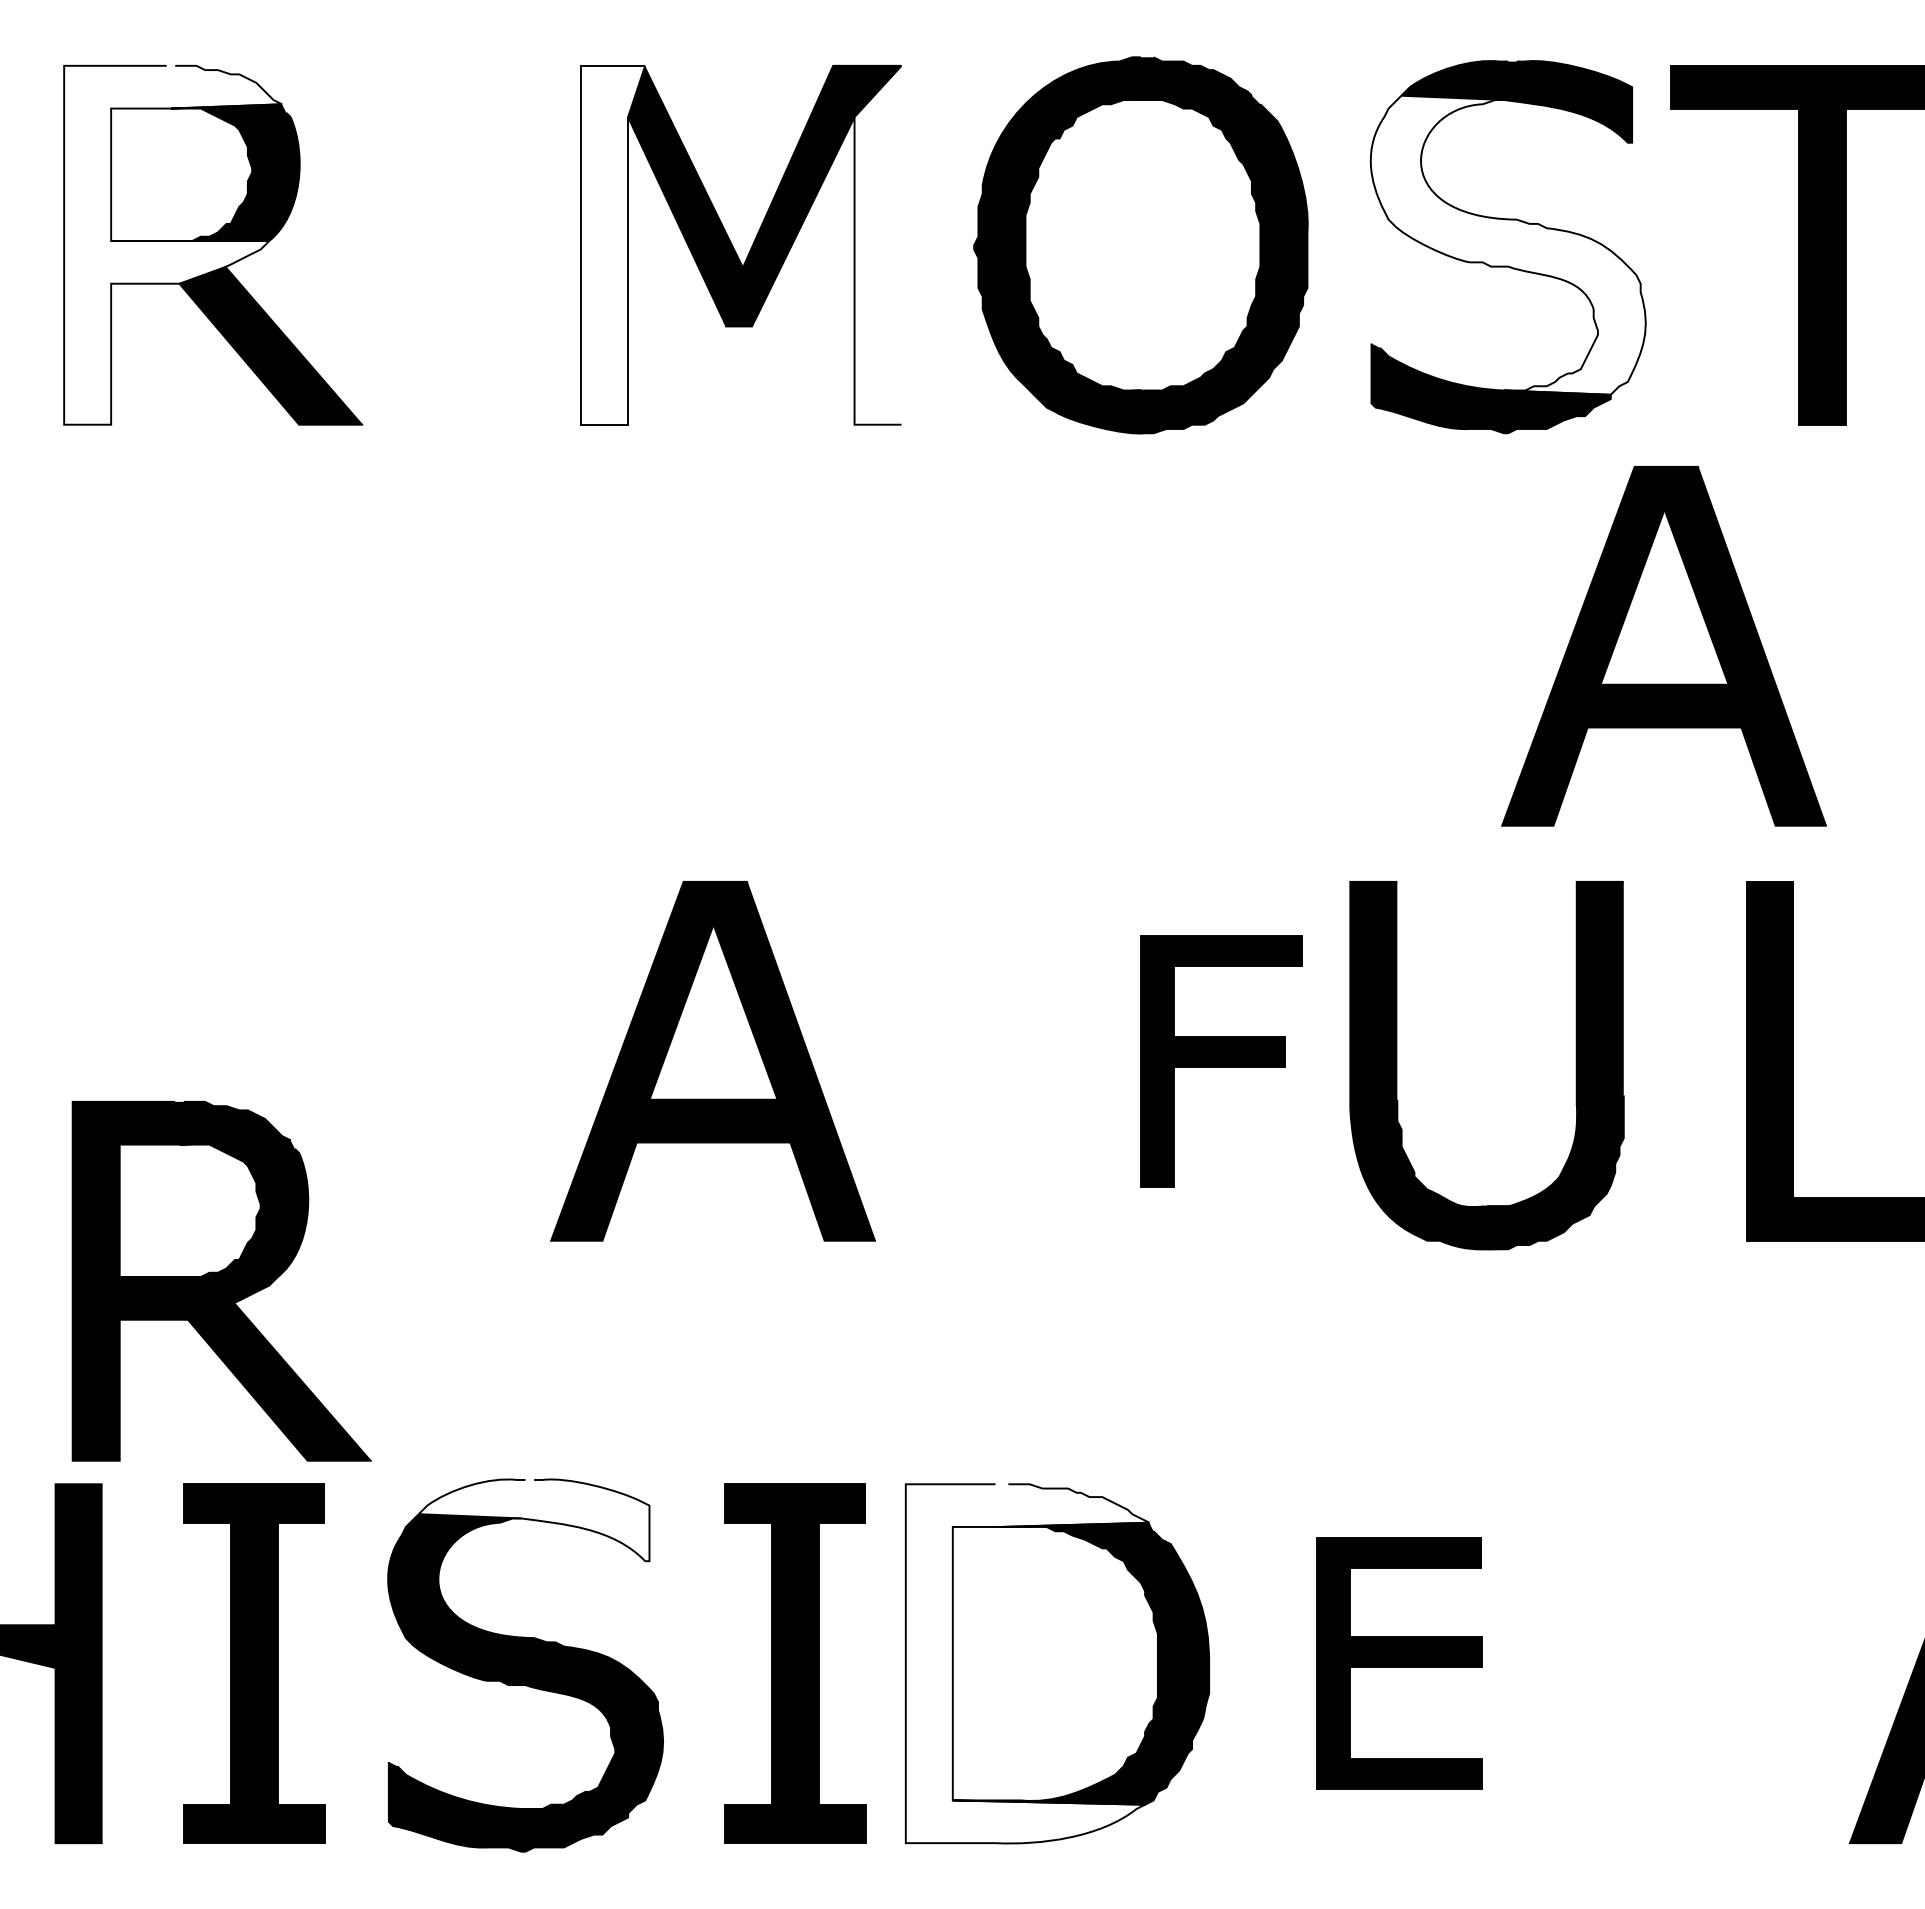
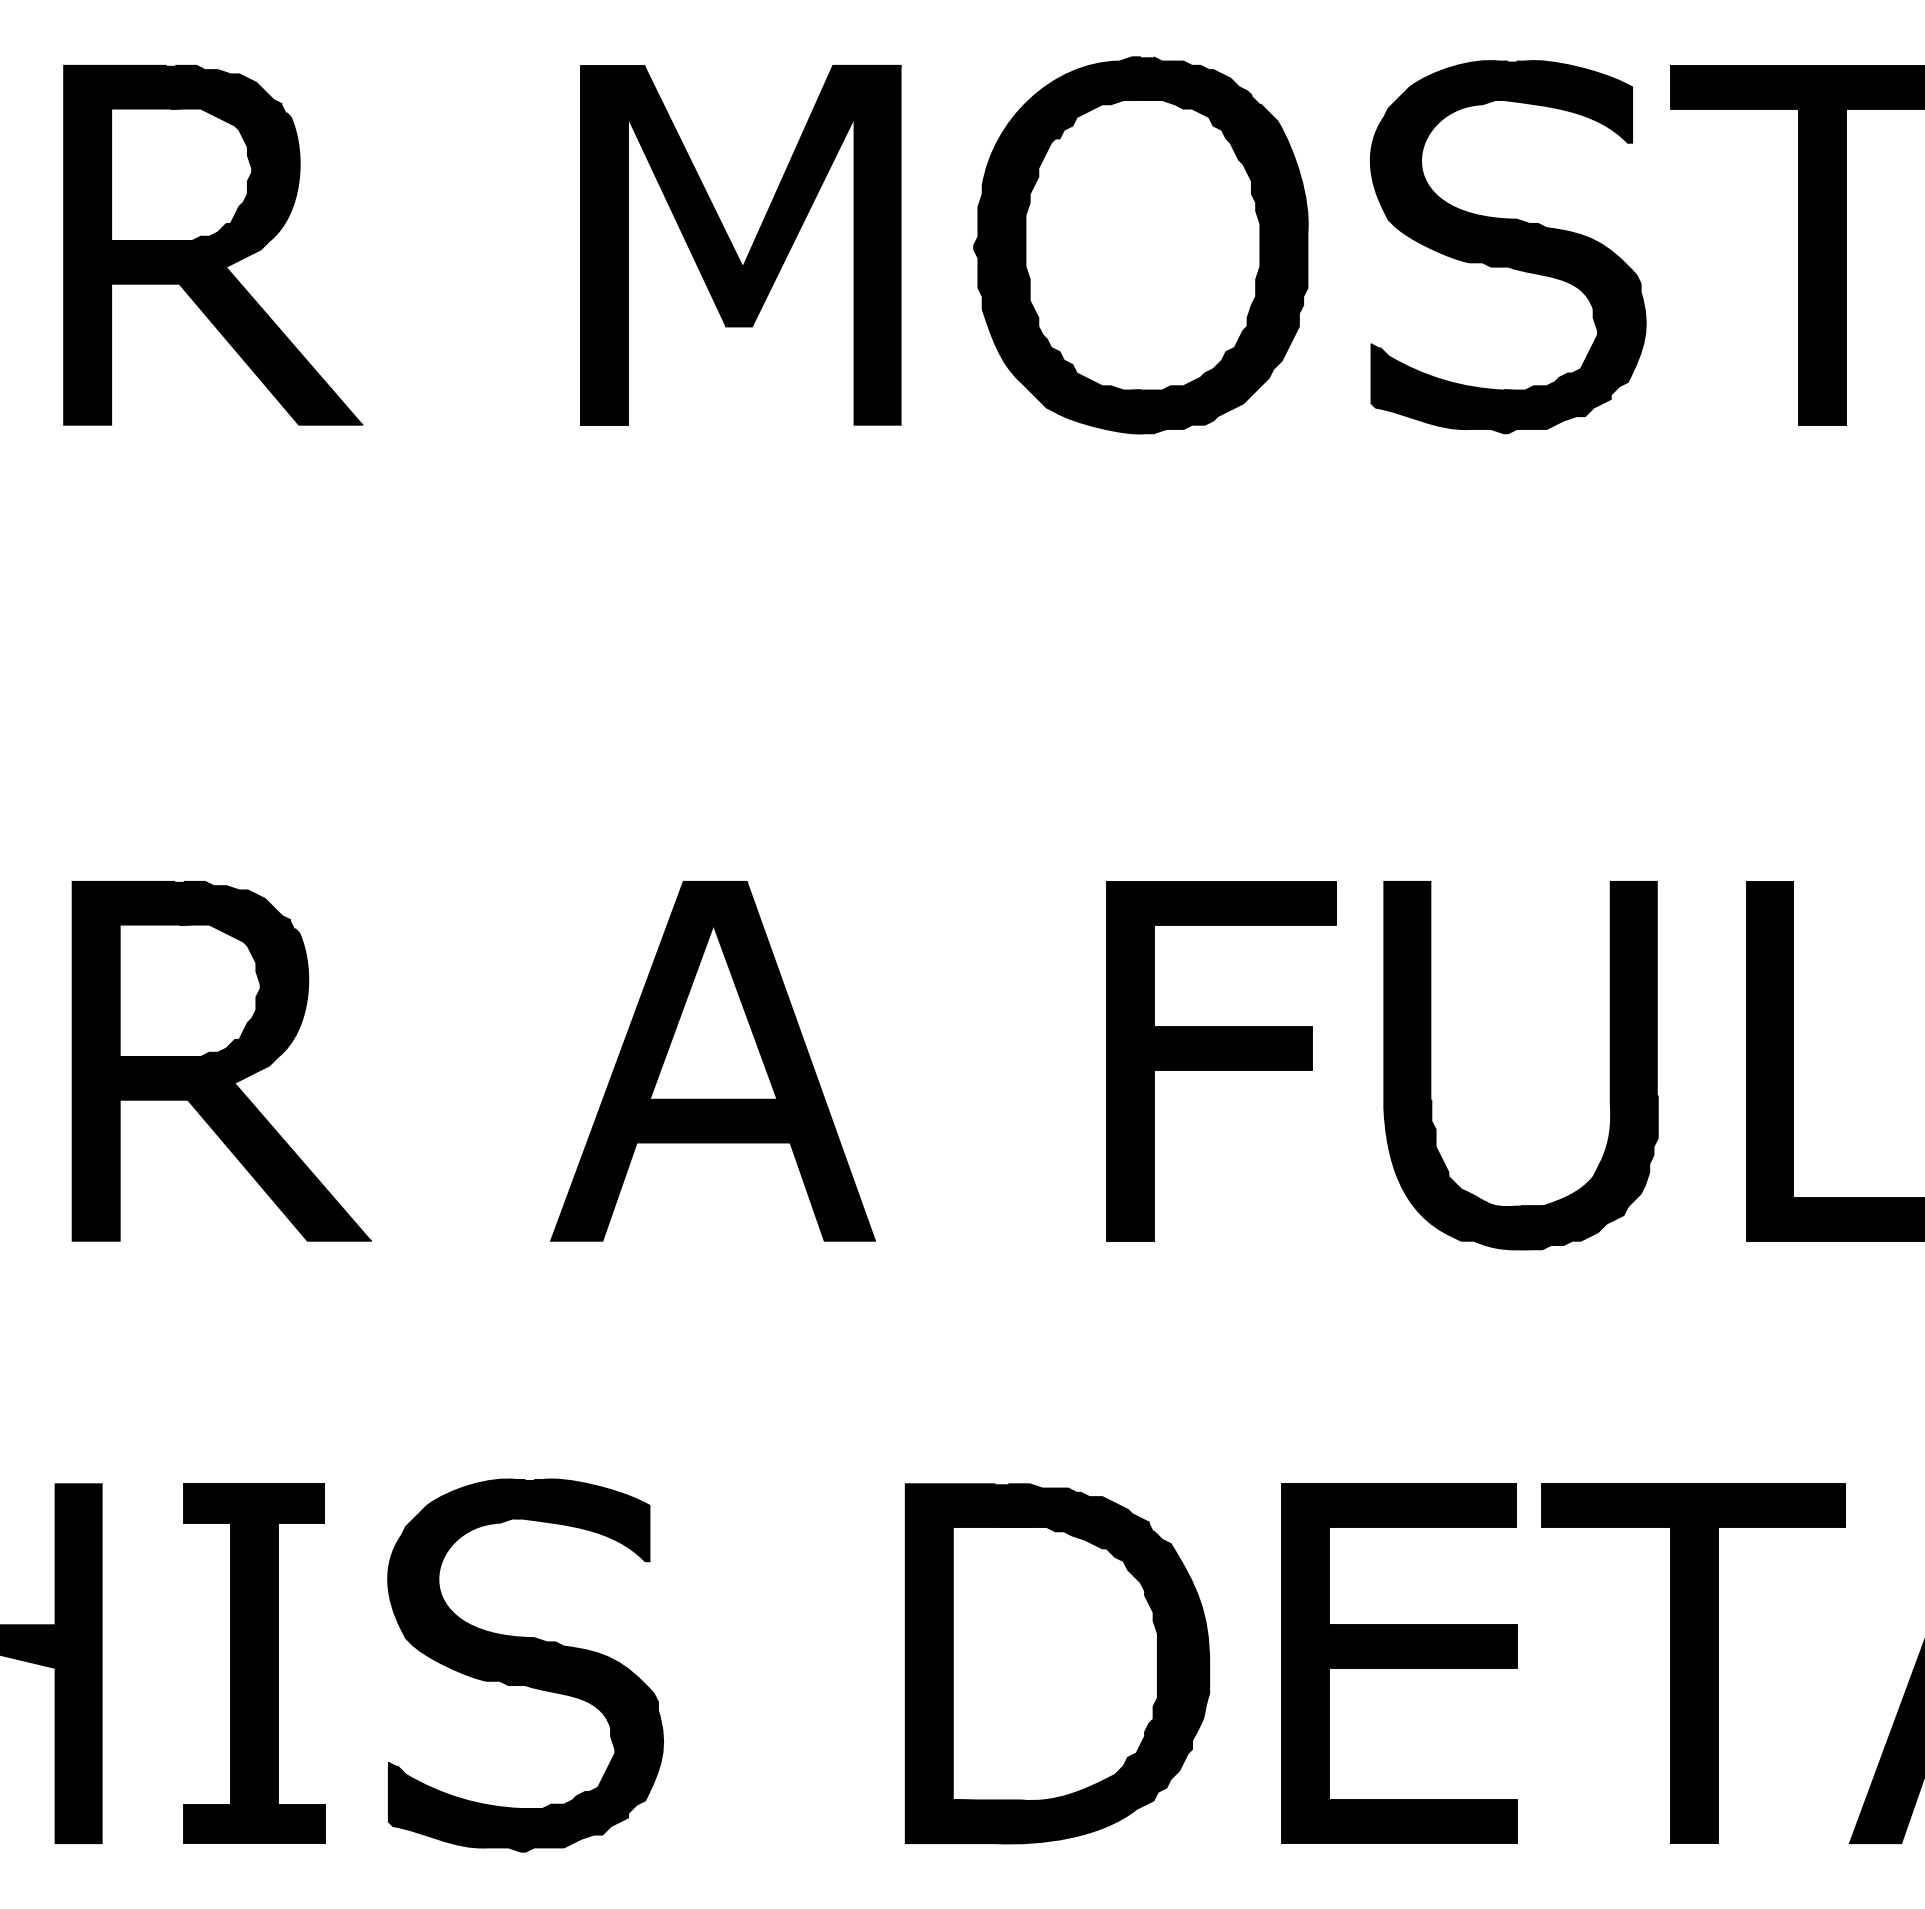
fill: none -> present (173, 244)
fill: none -> present (613, 244)
fill: none -> present (877, 244)
fill: none -> present (1507, 244)
part: present -> none (1663, 646)
part size: 163x253 px -> 231x361 px (1221, 1061)
part position: (1397, 1065) -> (1431, 1065) (1431, 1065)
part position: (221, 1281) -> (221, 1061) (221, 1061)
fill: none -> present (533, 1520)
part: present -> none (795, 1663)
fill: none -> present (1027, 1663)
part size: 167x253 px -> 237x361 px (1399, 1663)
part: none -> present (1693, 1663)
